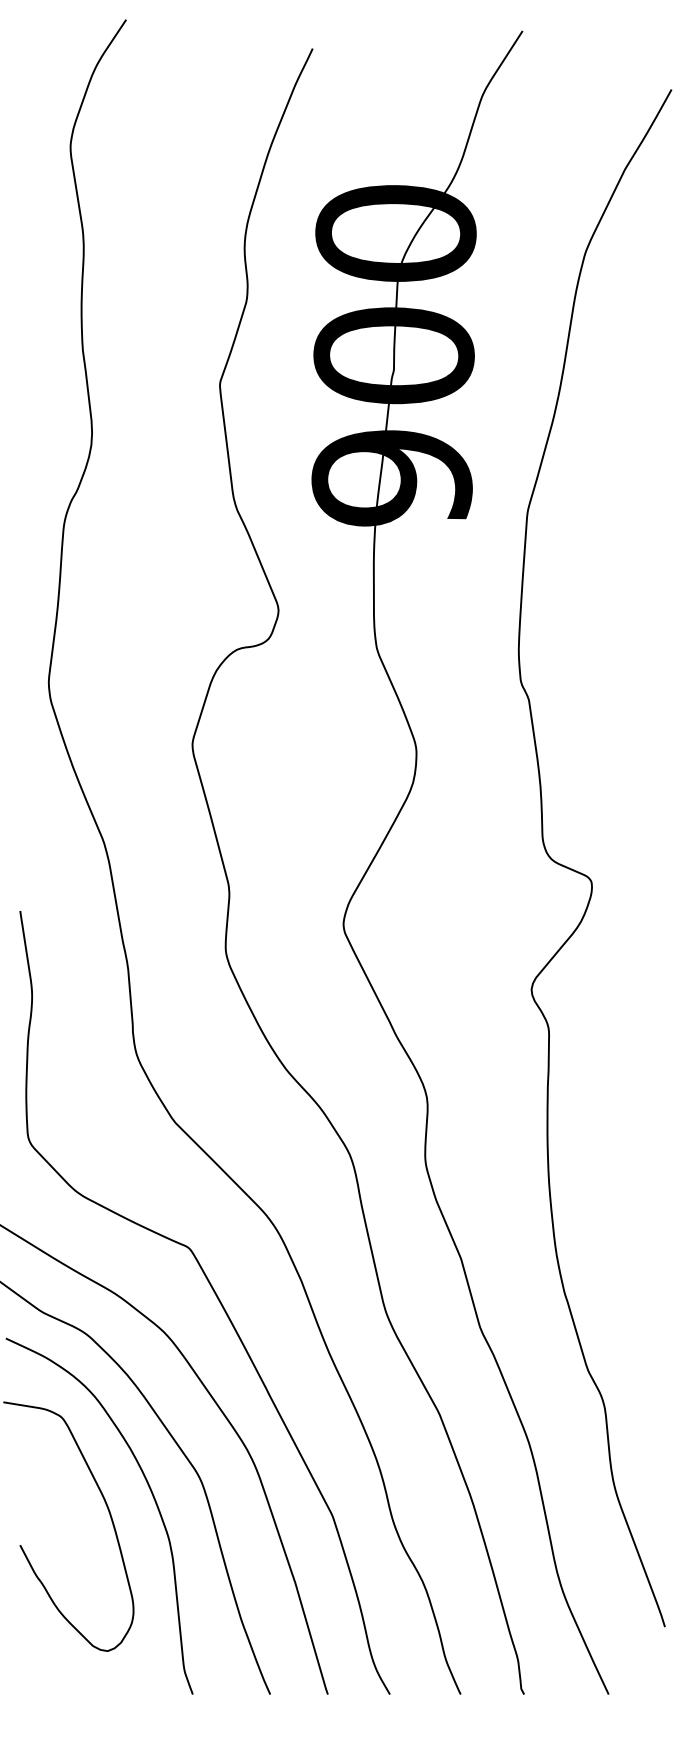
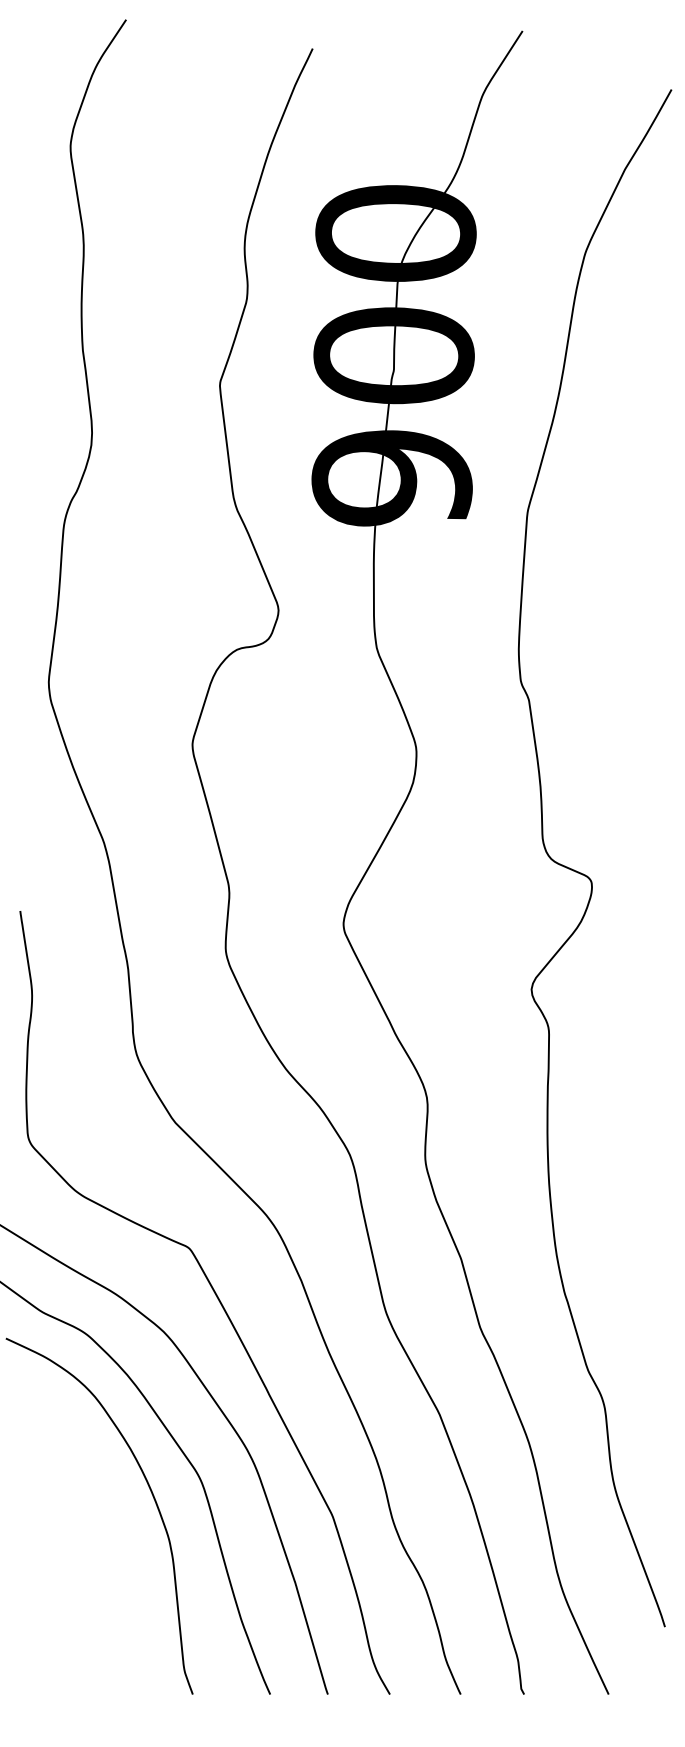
curve: present -> none (108, 1512)
